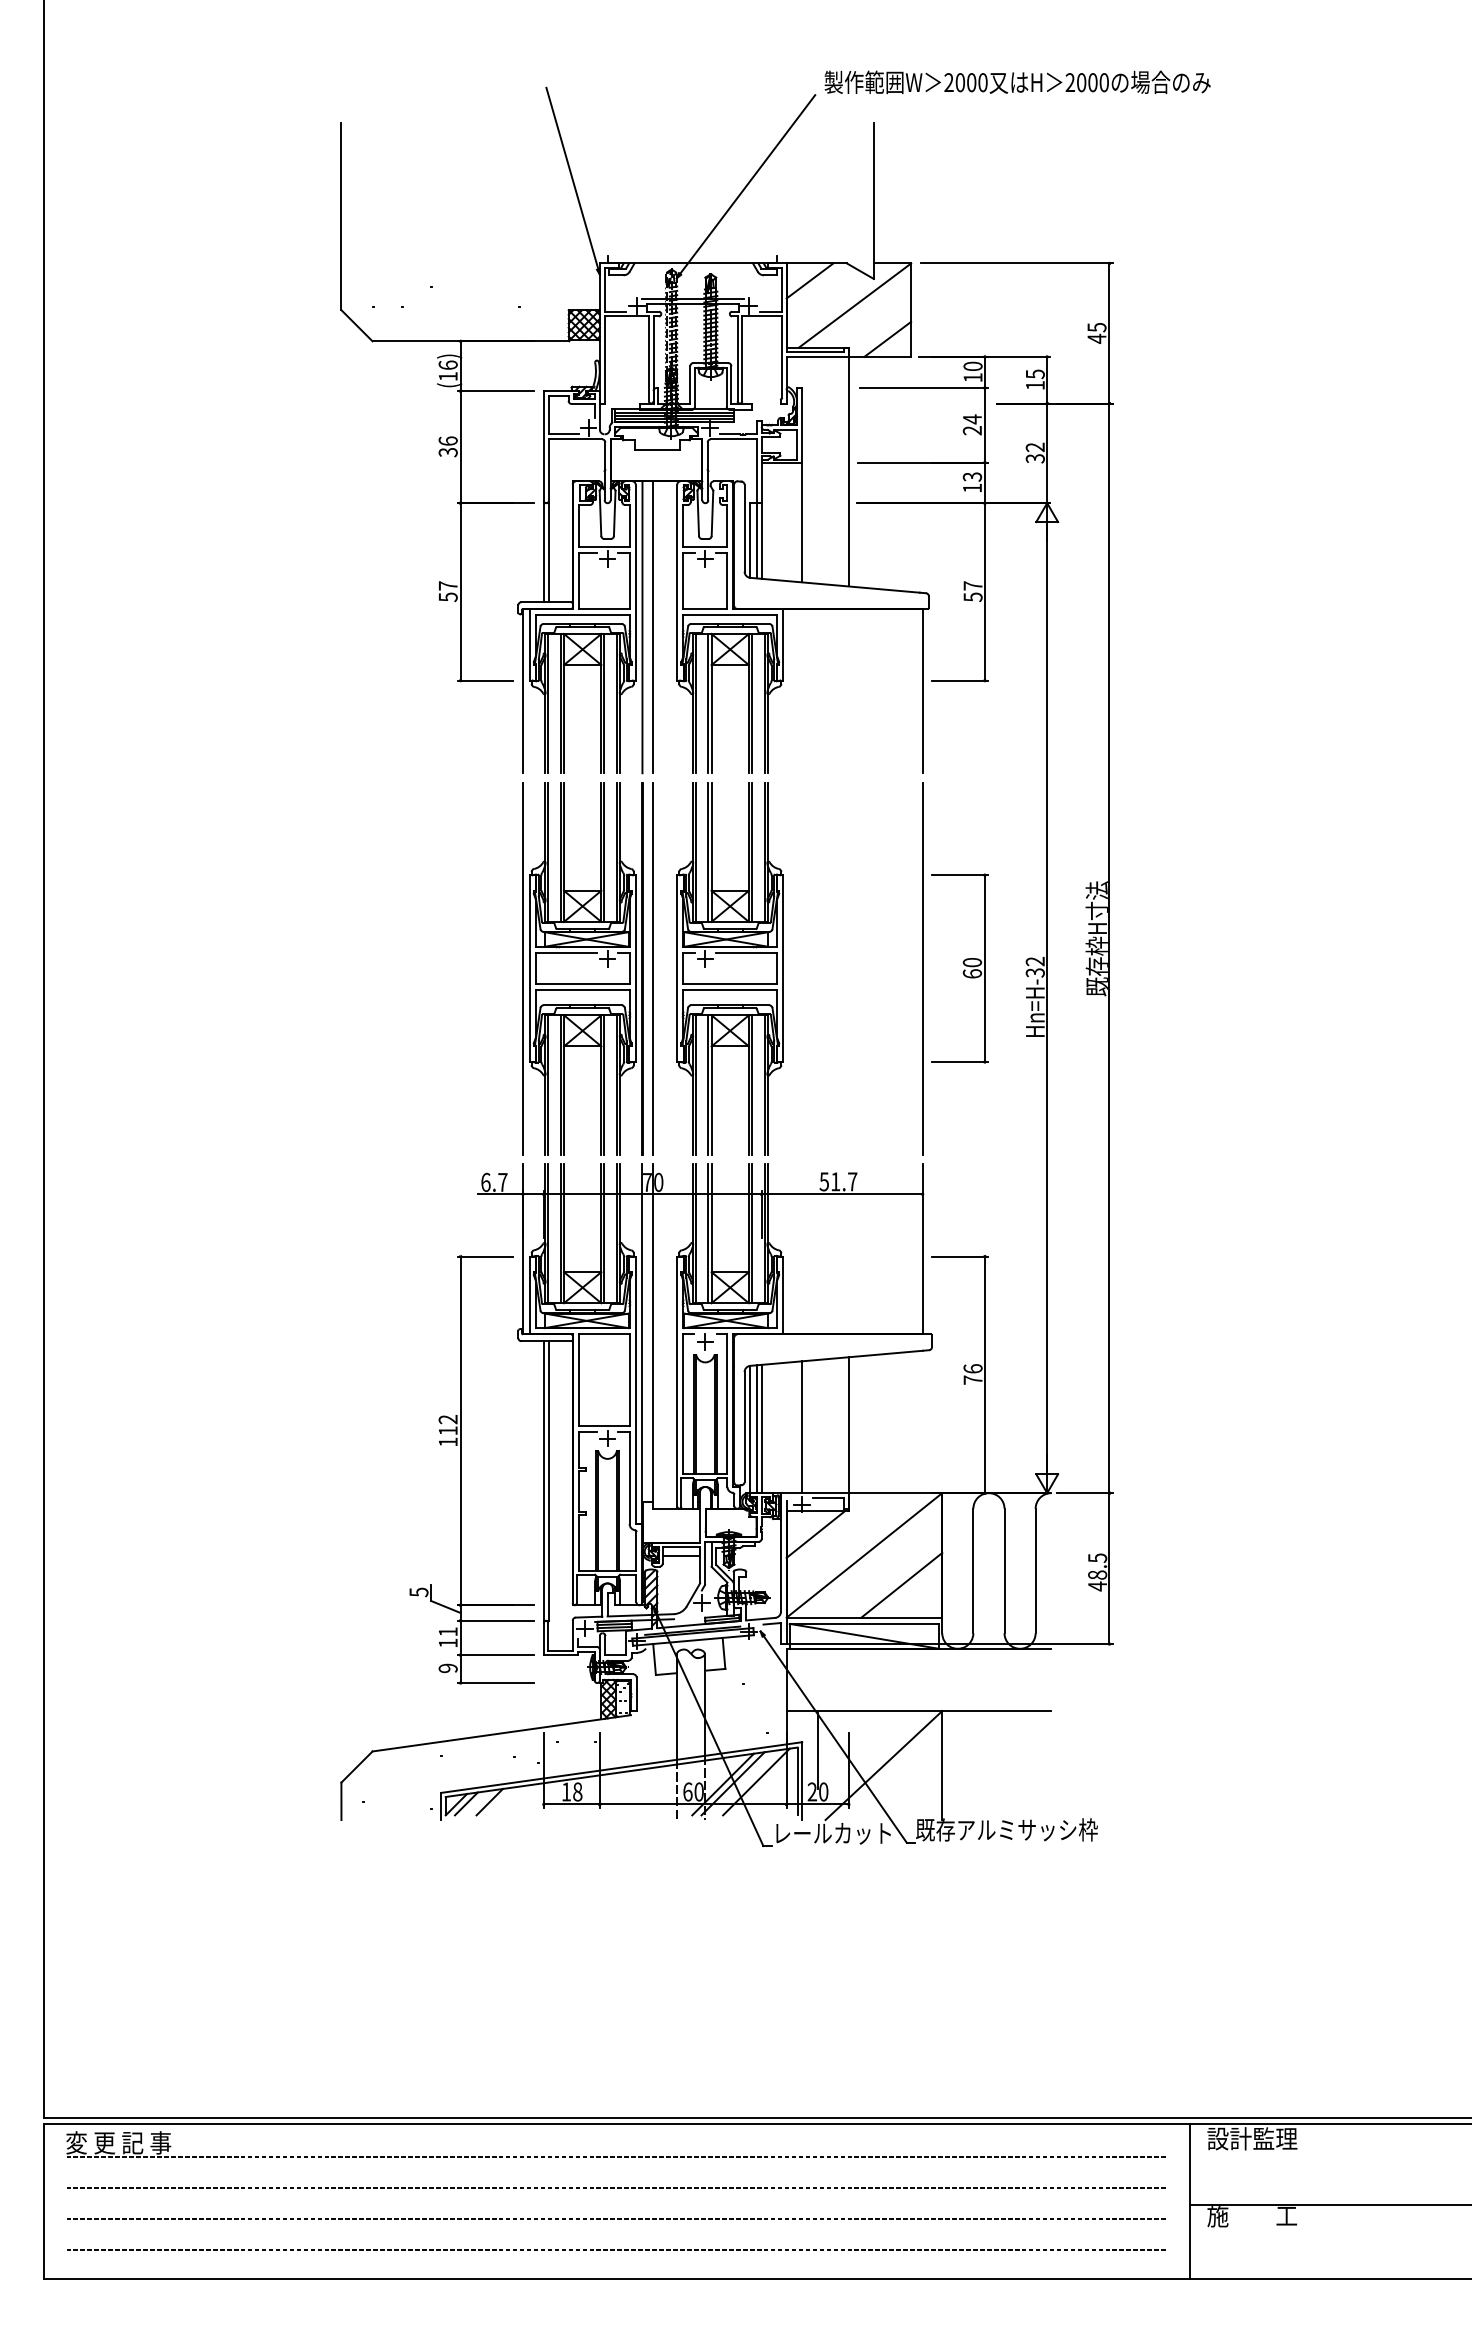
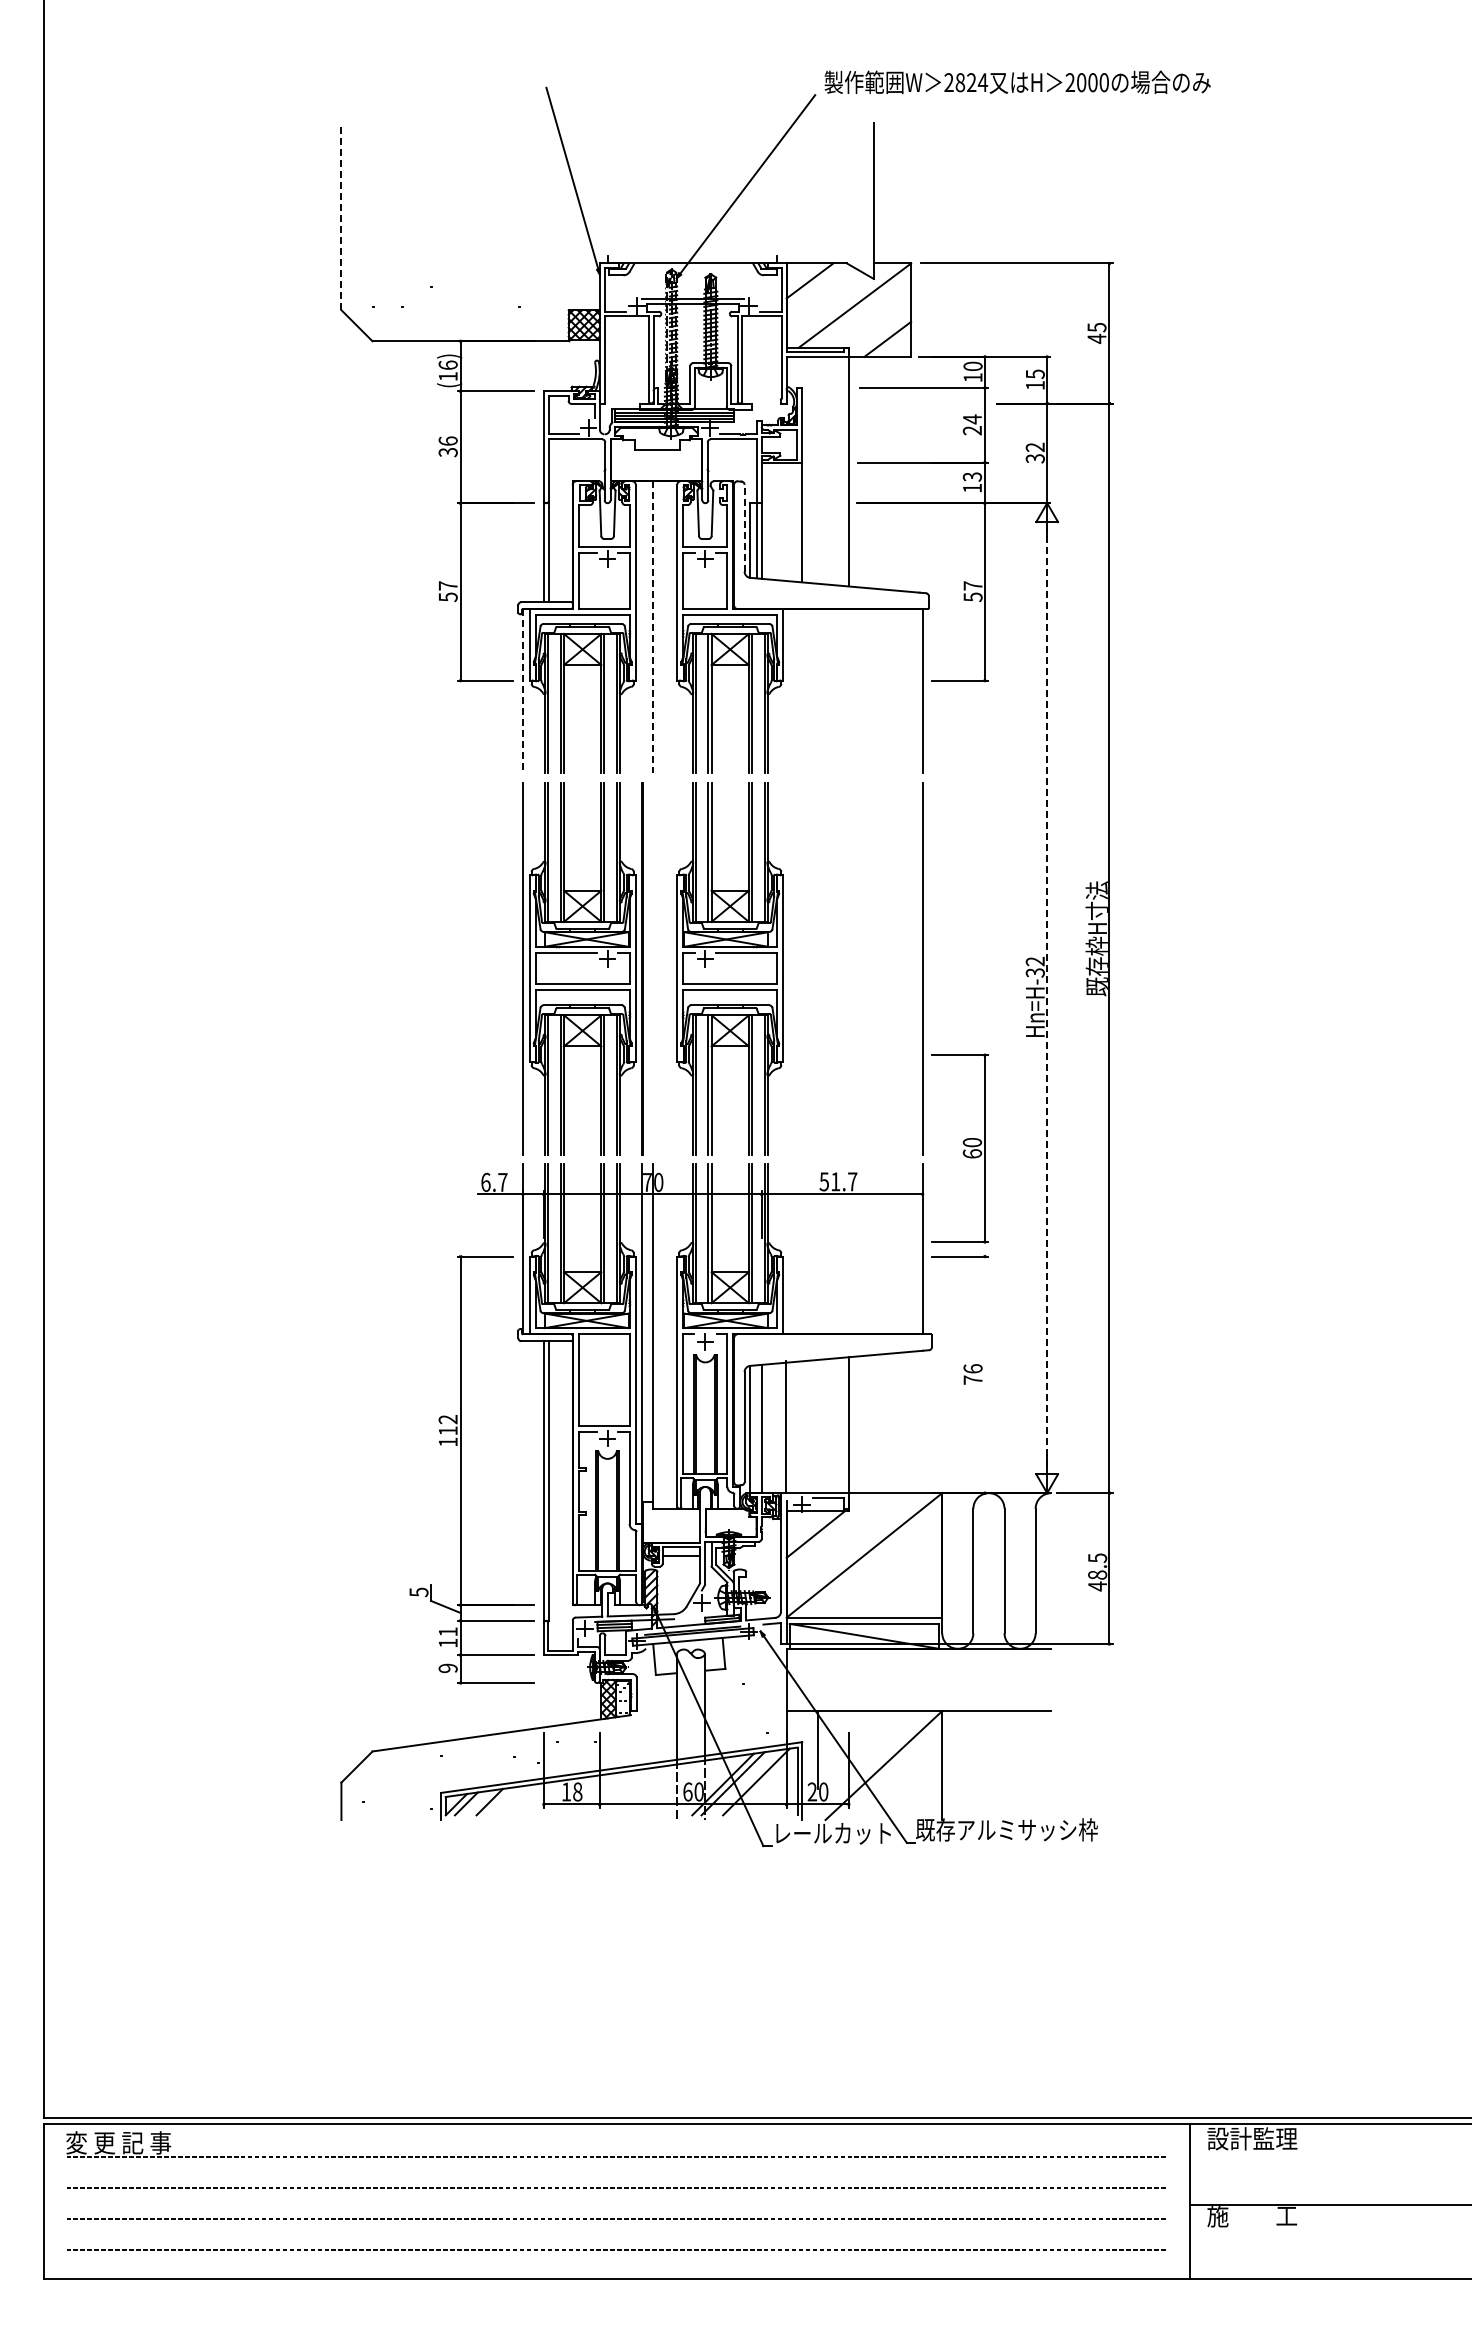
text: 2000 -> 2824 (971, 82)
line: solid -> dashed (341, 216)
line: solid -> dashed (744, 527)
line: present -> none (642, 627)
line: solid -> dashed (653, 627)
line: solid -> dashed (522, 691)
line: present -> none (653, 968)
part position: (959, 968) -> (959, 1148) (959, 1148)
line: solid -> dashed (1047, 998)
line: present -> none (984, 1374)
line position: (802, 1427) -> (786, 1427) (786, 1427)
line: present -> none (756, 1429)
line: present -> none (901, 1584)
